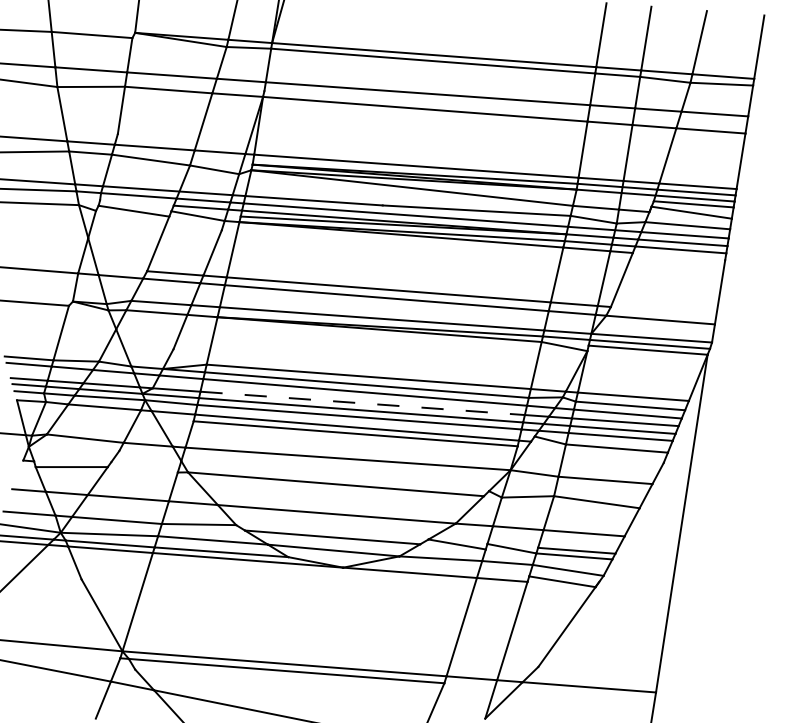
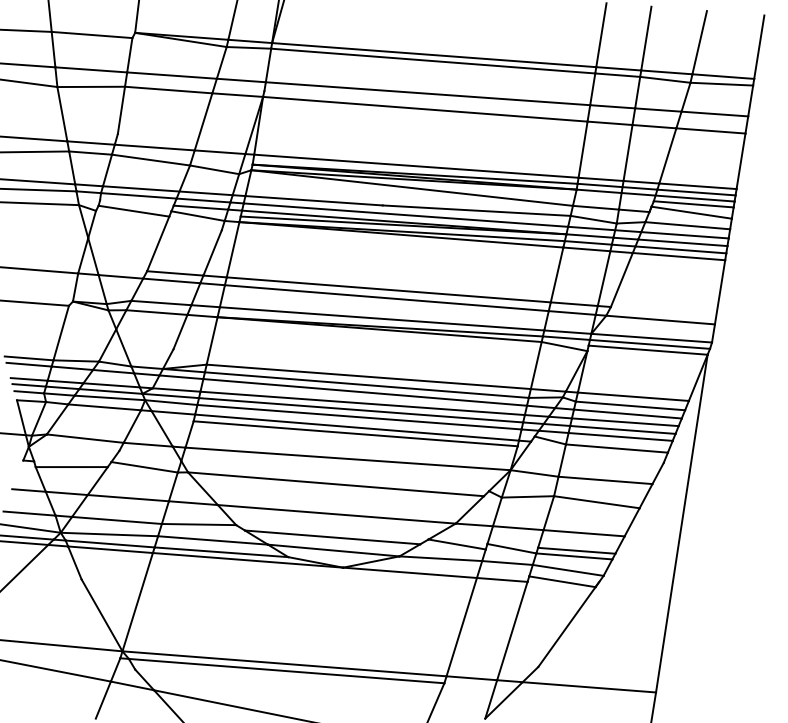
line: none -> present (678, 256)
line: dashed -> solid (362, 403)
line: none -> present (144, 467)
